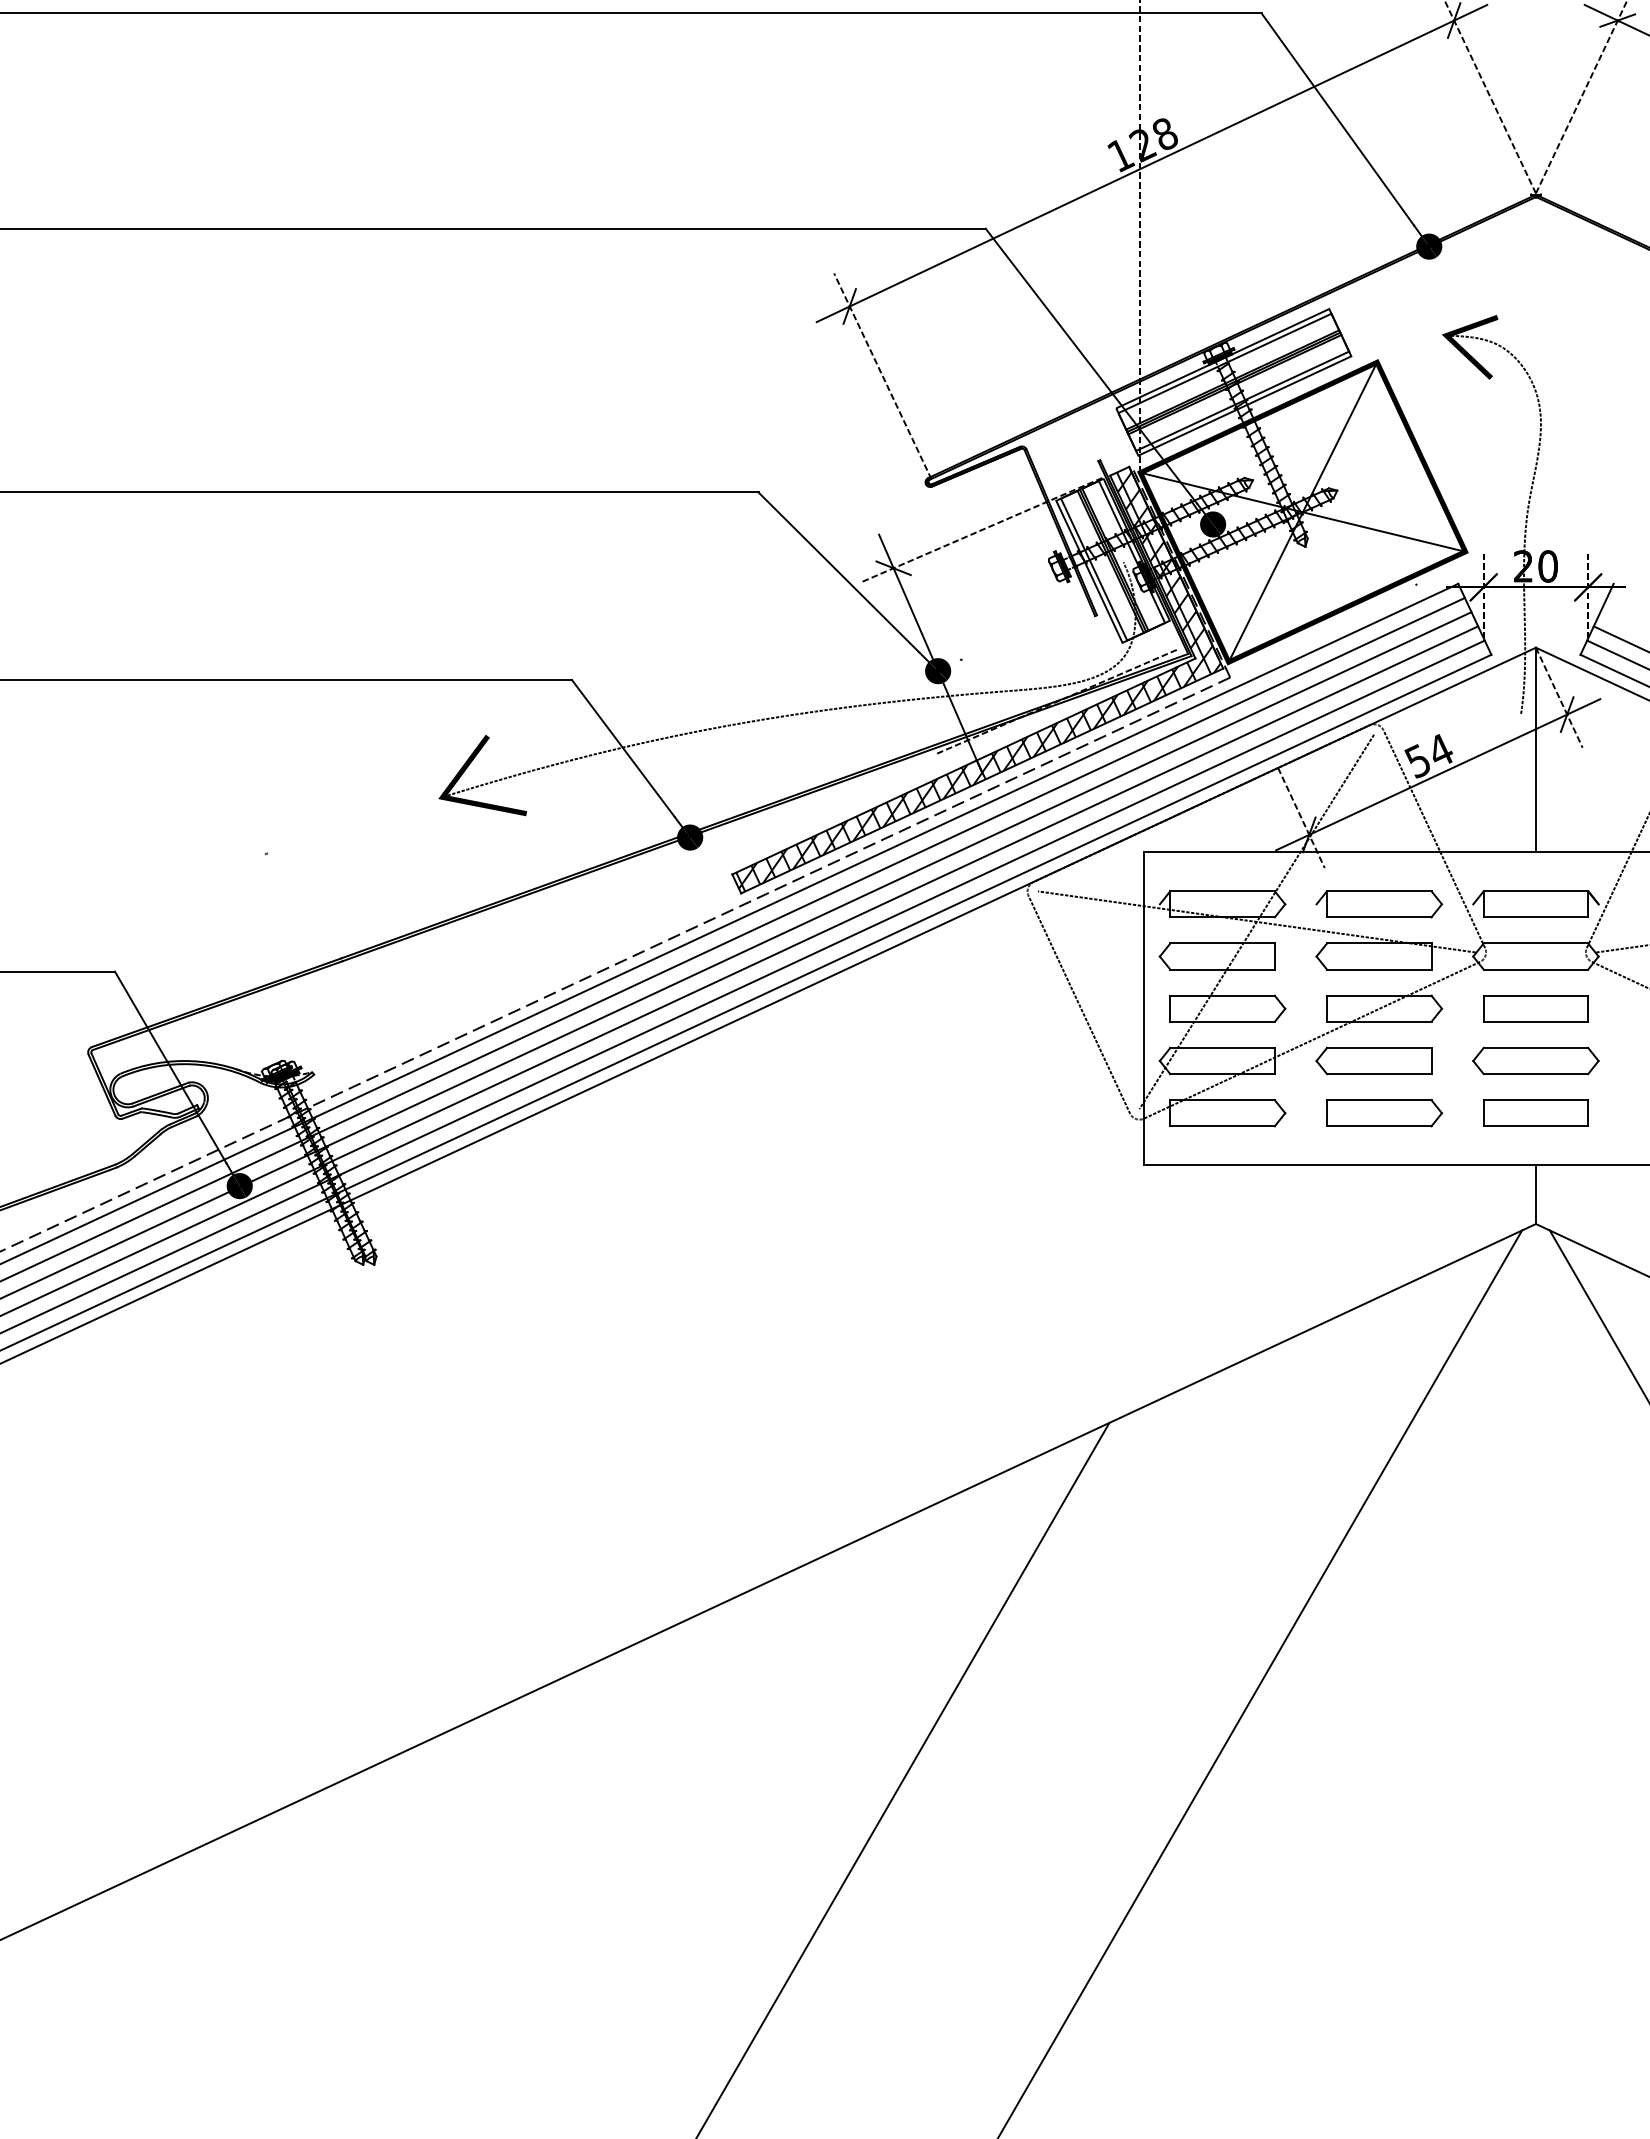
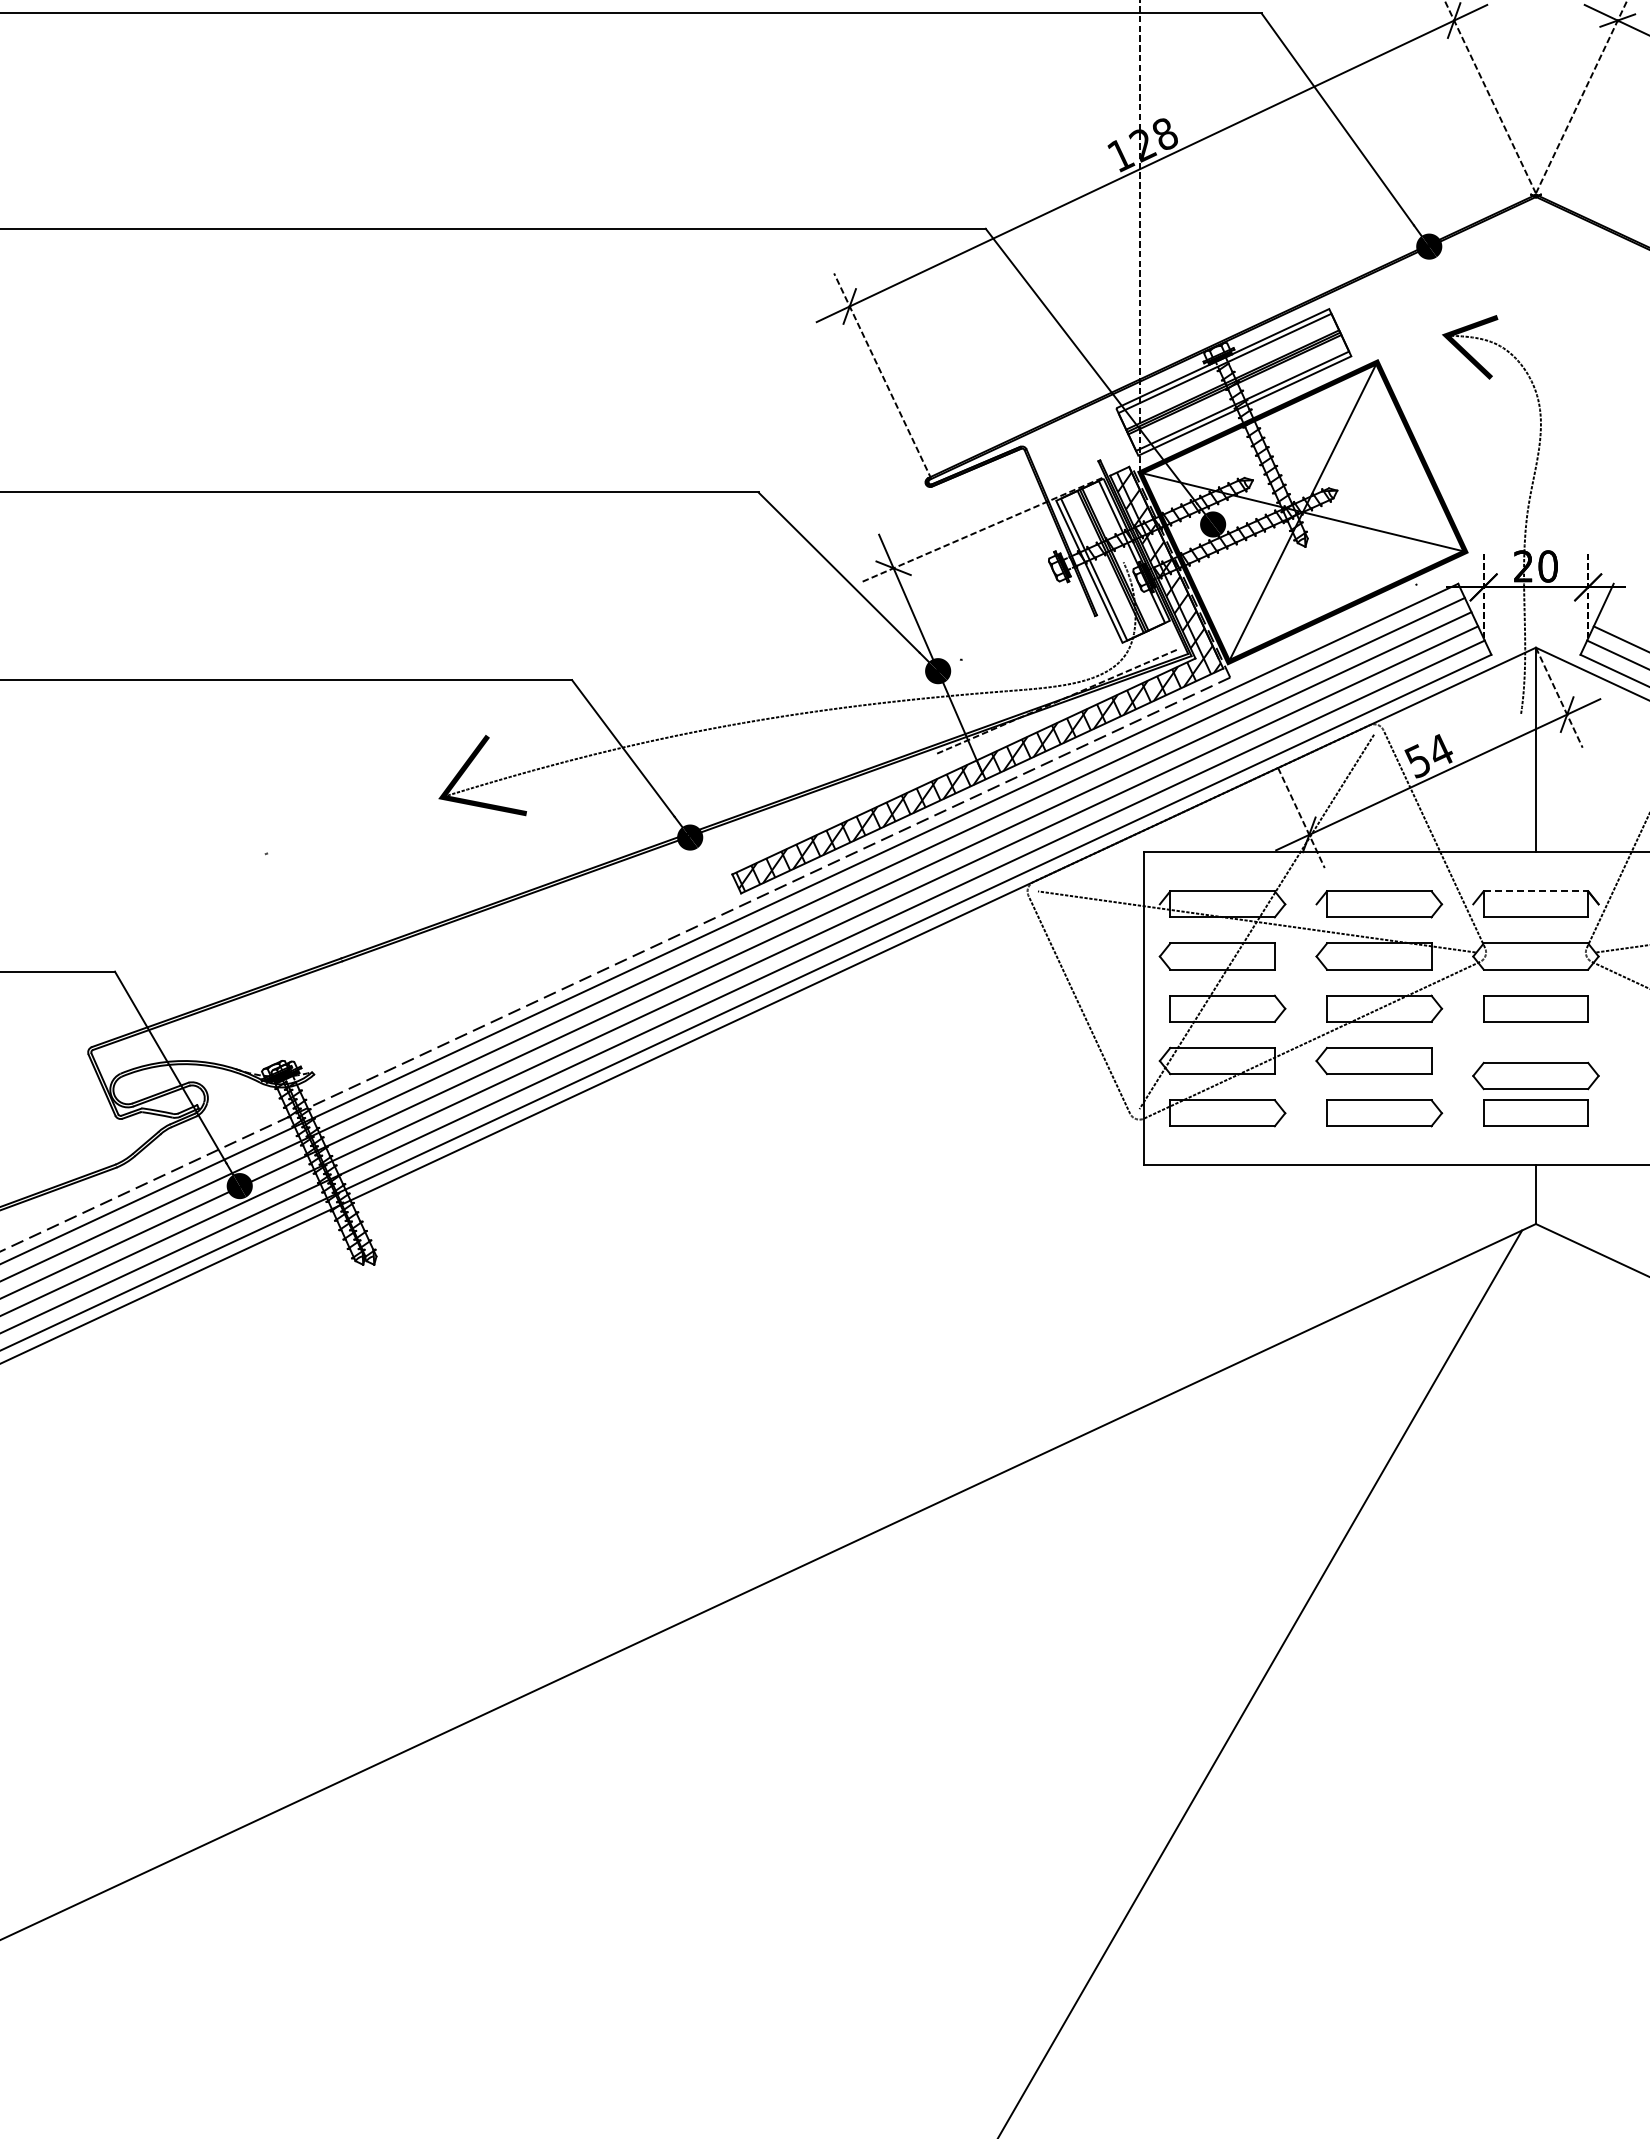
line: solid -> dashed (1536, 891)
part position: (1535, 1060) -> (1535, 1075) (1535, 1075)
line: present -> none (1597, 1314)
line: present -> none (903, 1778)
